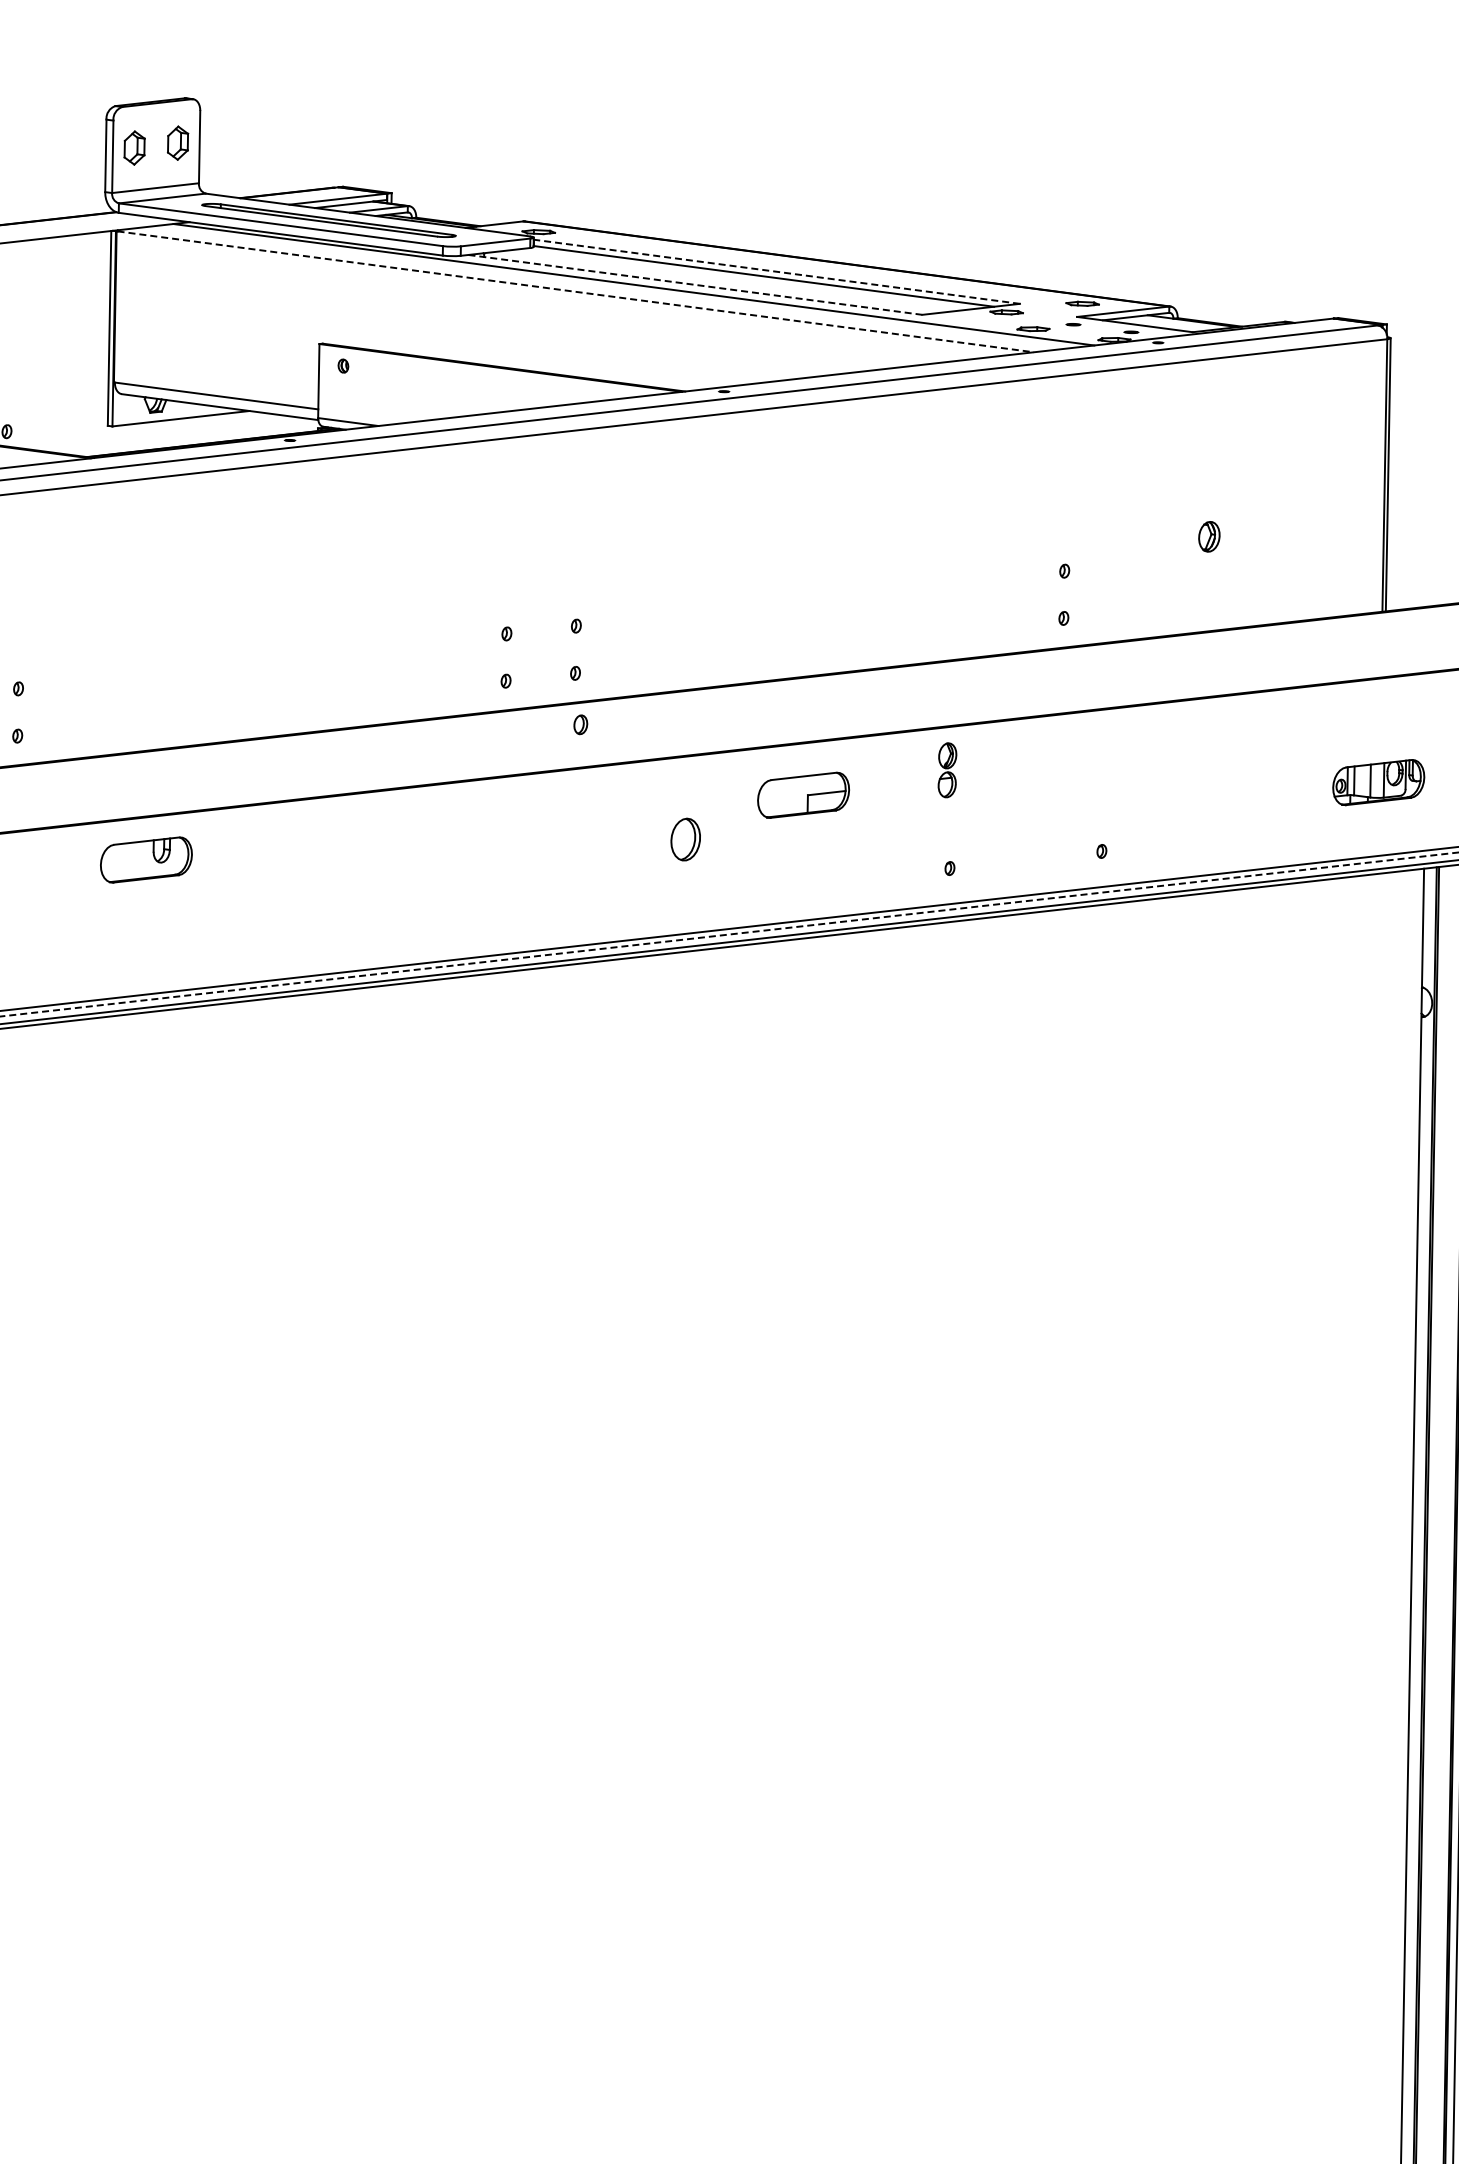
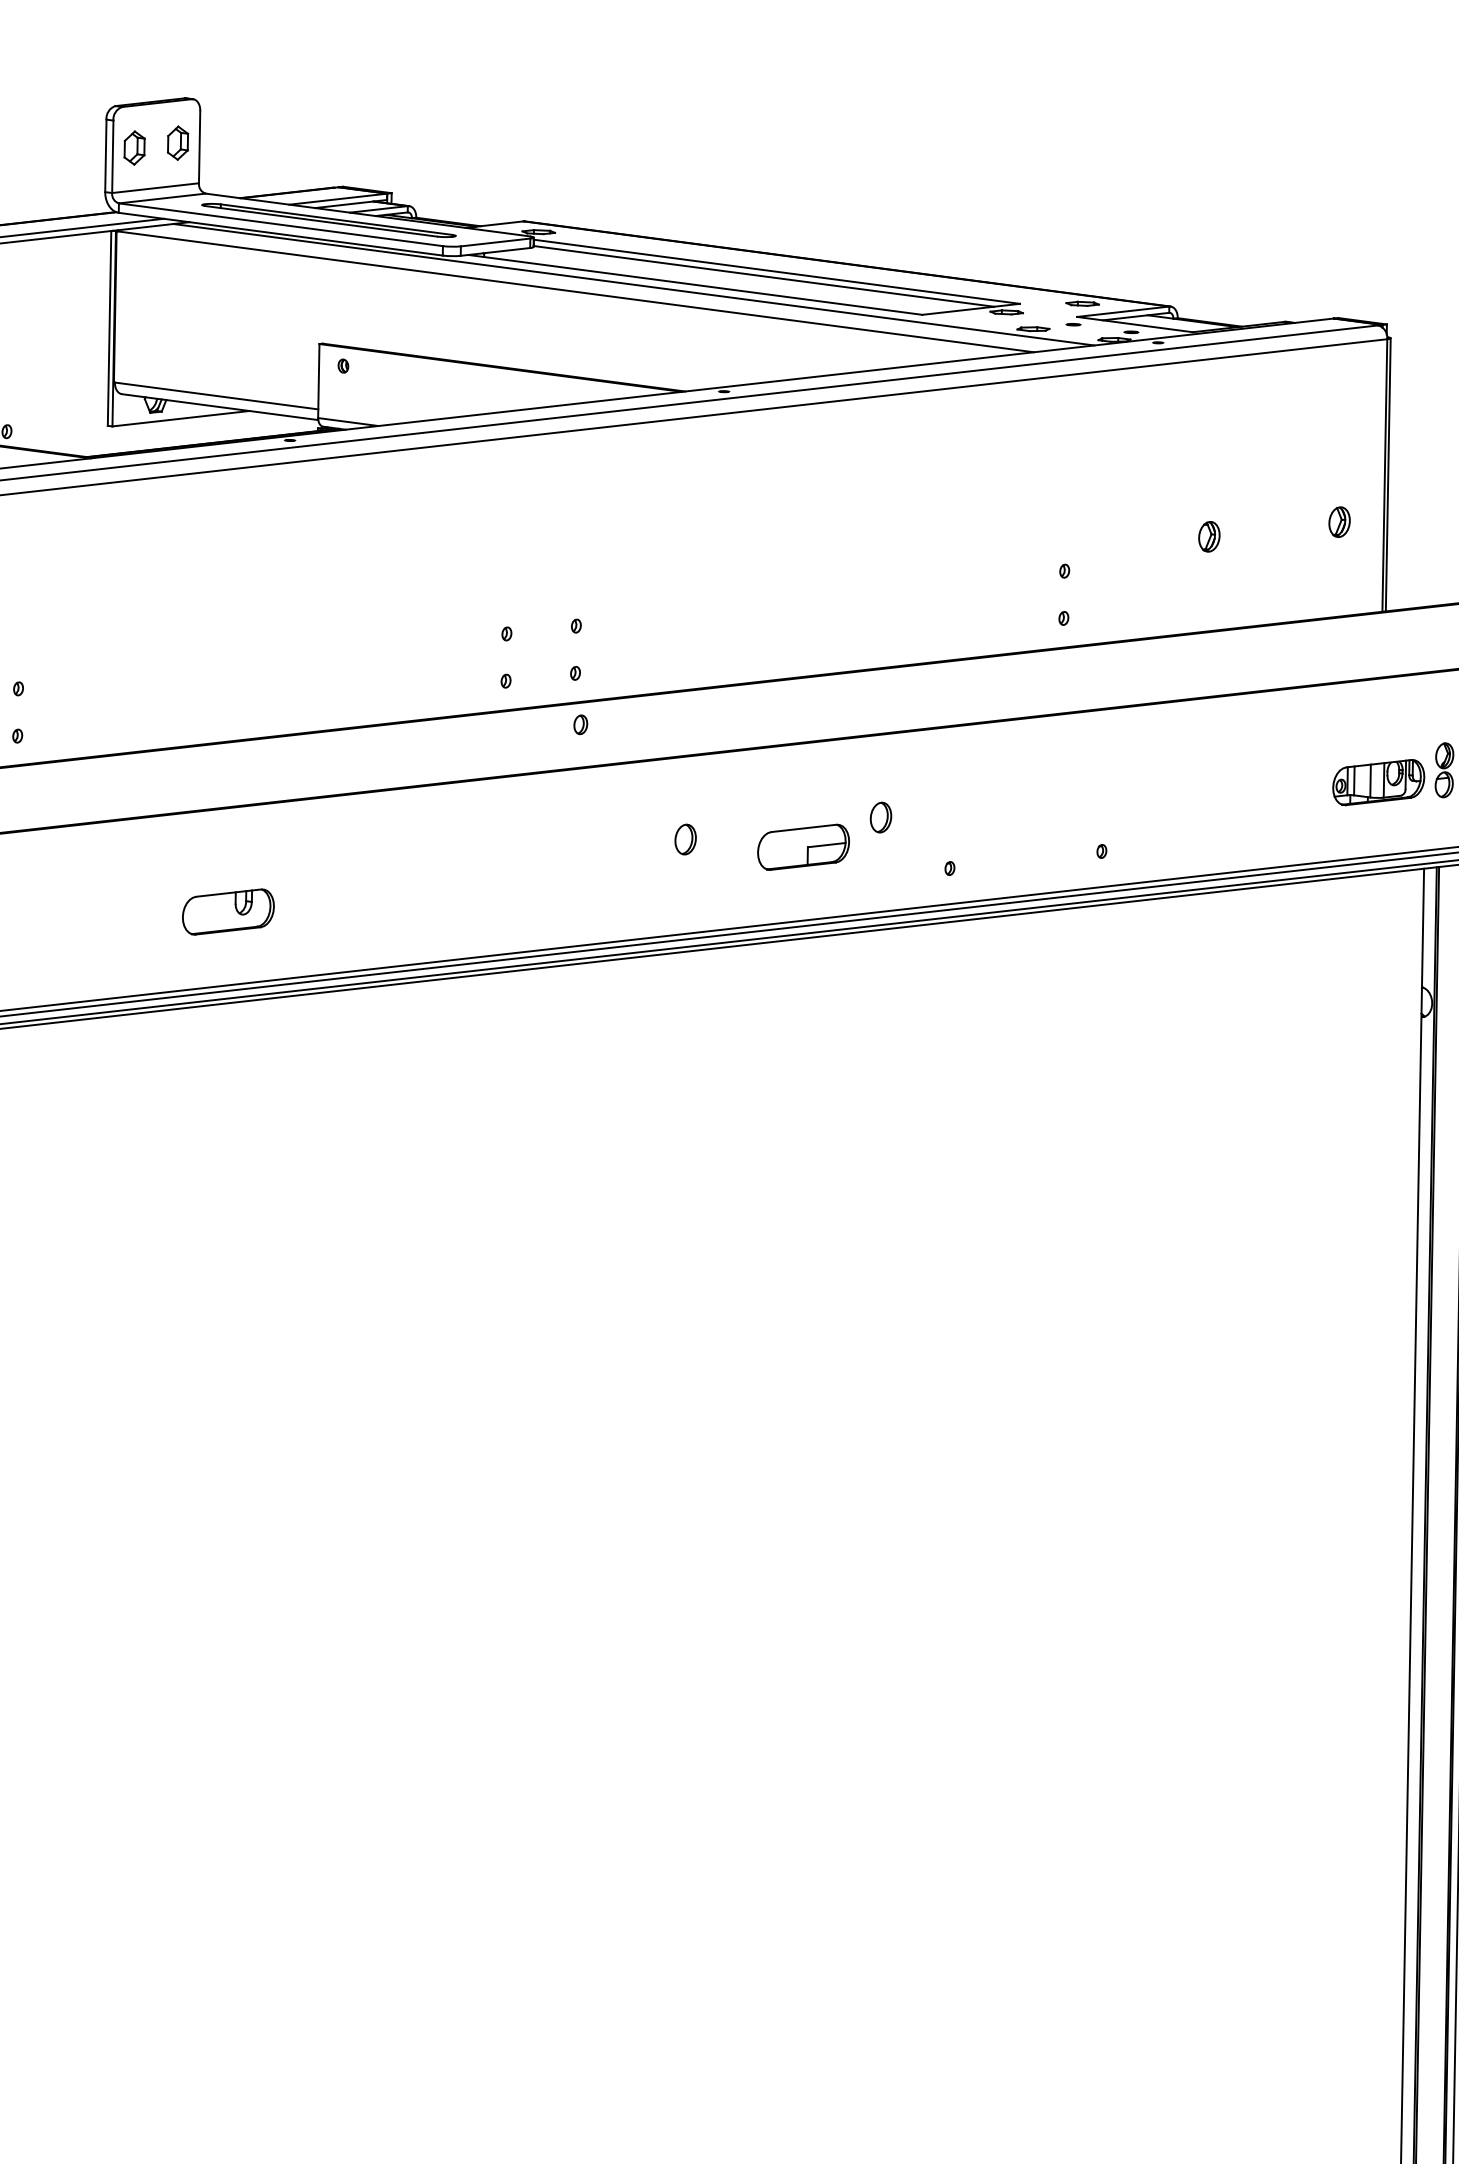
line: none -> present (82, 227)
line: dashed -> solid (776, 271)
line: dashed -> solid (695, 284)
line: dashed -> solid (576, 291)
part: none -> present (1339, 521)
part position: (947, 770) -> (1444, 770) (1444, 770)
part position: (803, 794) -> (803, 846) (803, 846)
part: none -> present (880, 817)
part size: 31x45 px -> 23x33 px (685, 839)
part position: (146, 859) -> (228, 911) (228, 911)
line: dashed -> solid (730, 934)
